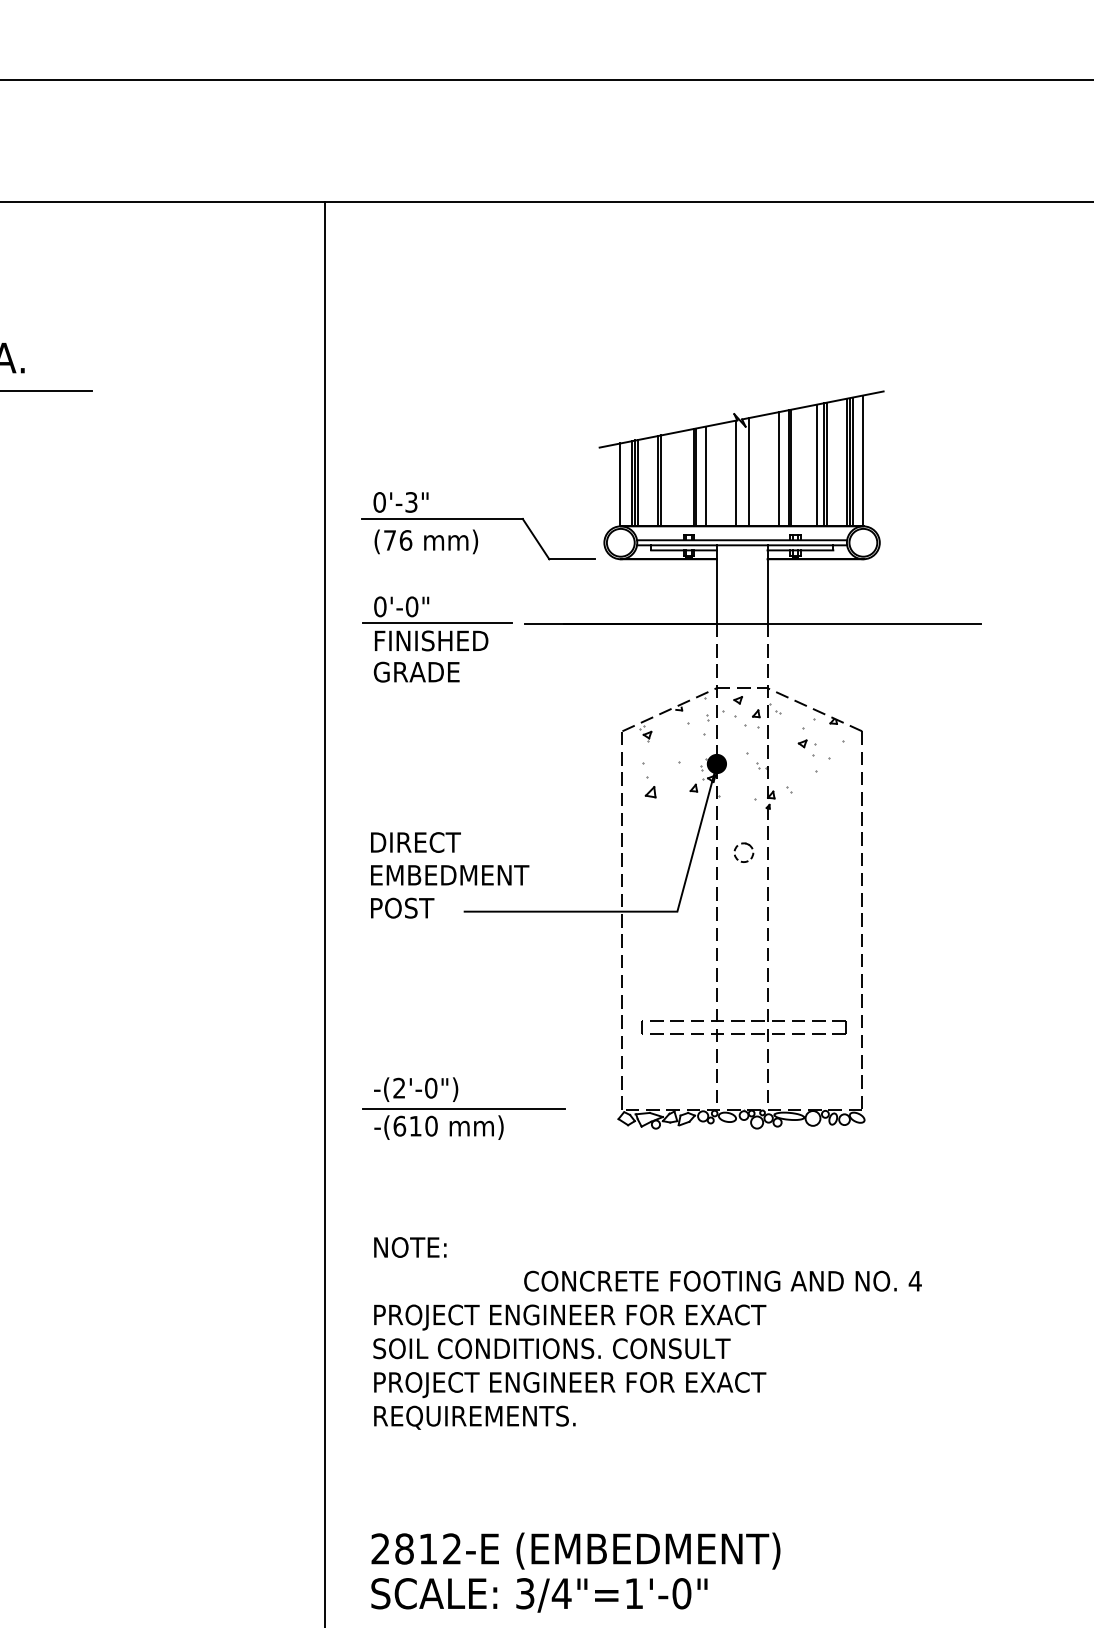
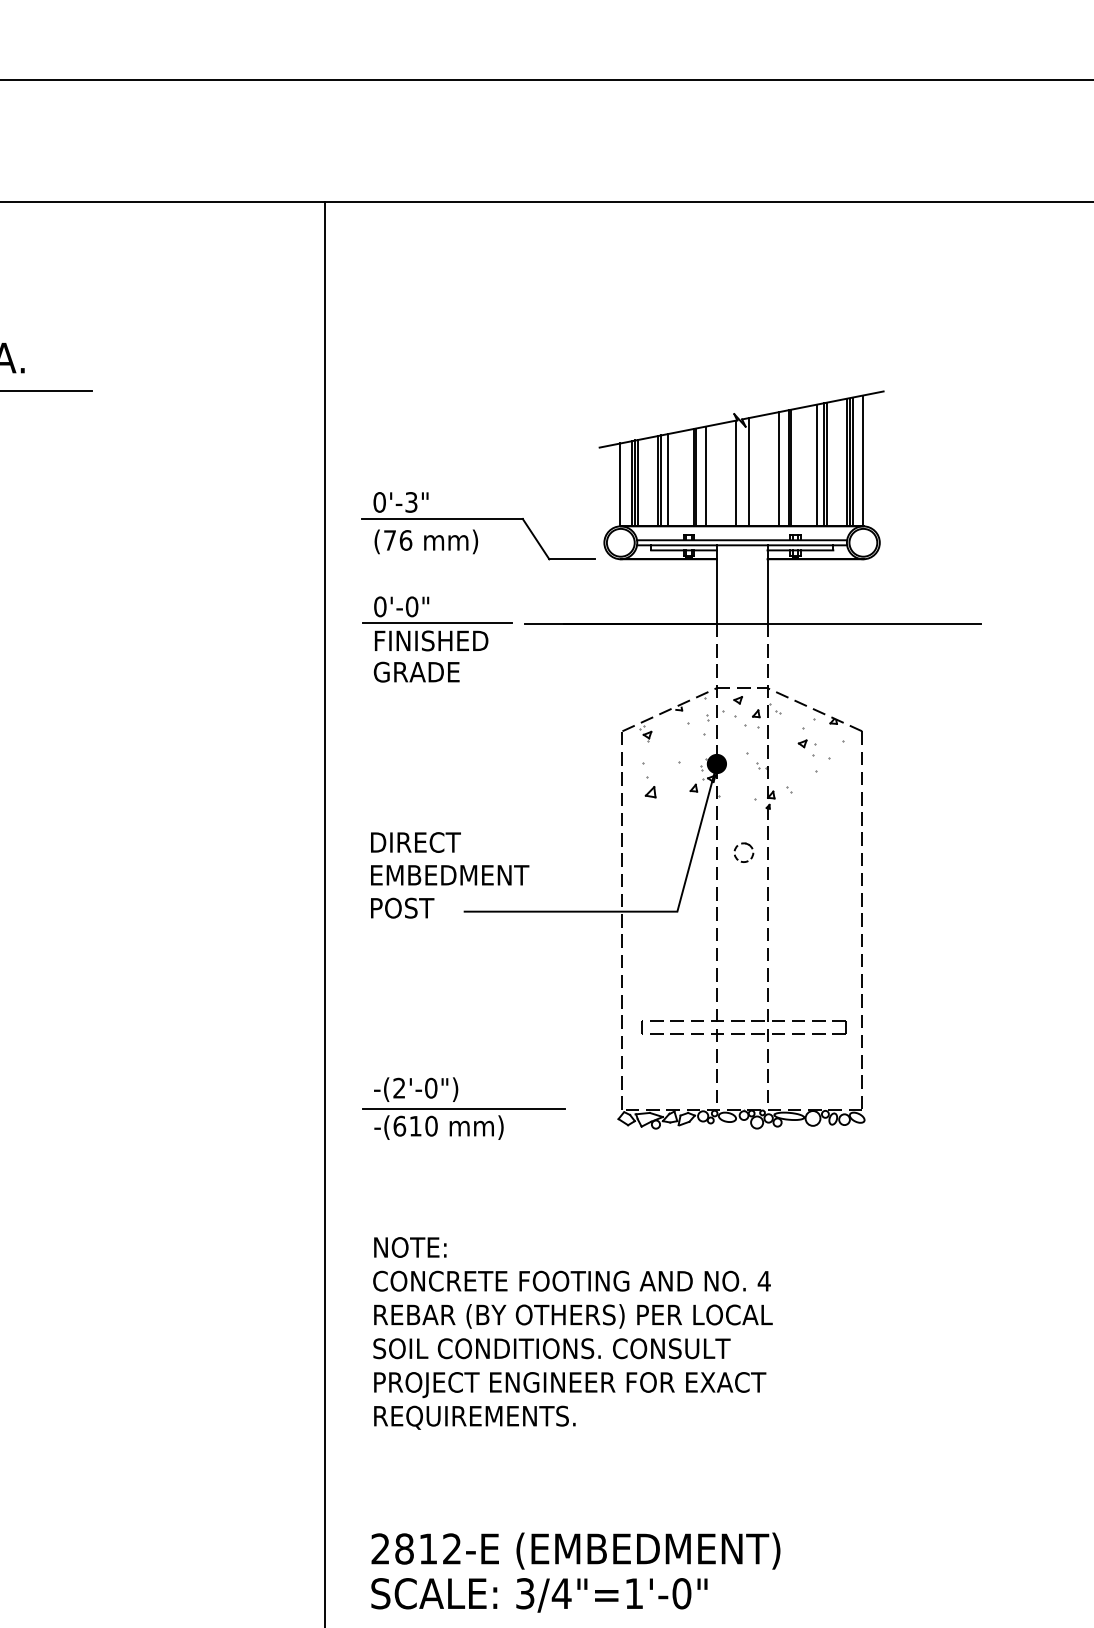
line: none -> present (667, 480)
text position: (722, 1280) -> (571, 1280) (571, 1280)
text: PROJECT ENGINEER FOR EXACT -> REBAR (BY OTHERS) PER LOCAL (574, 1317)
